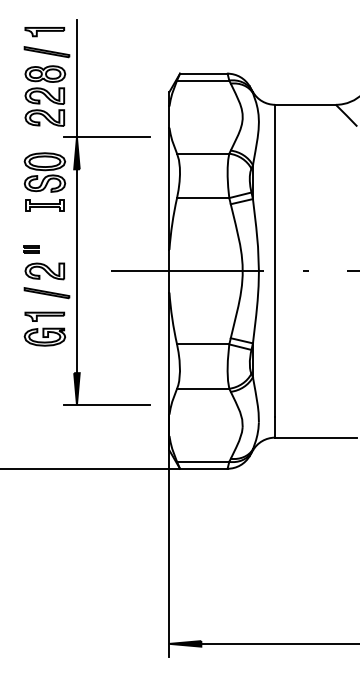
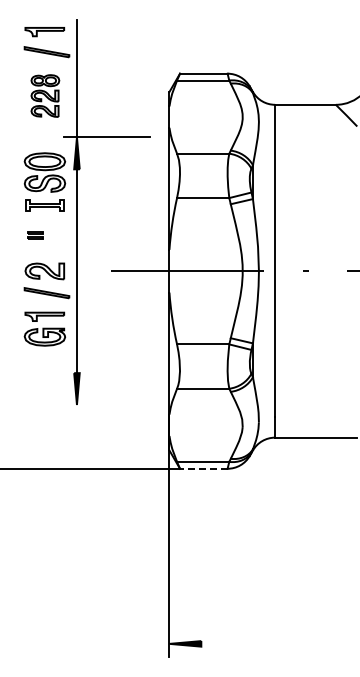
part size: 43x62 px -> 31x44 px (45, 95)
part position: (31, 249) -> (35, 235) (35, 235)
line: present -> none (106, 405)
line: solid -> dashed (203, 468)
line: present -> none (278, 643)
